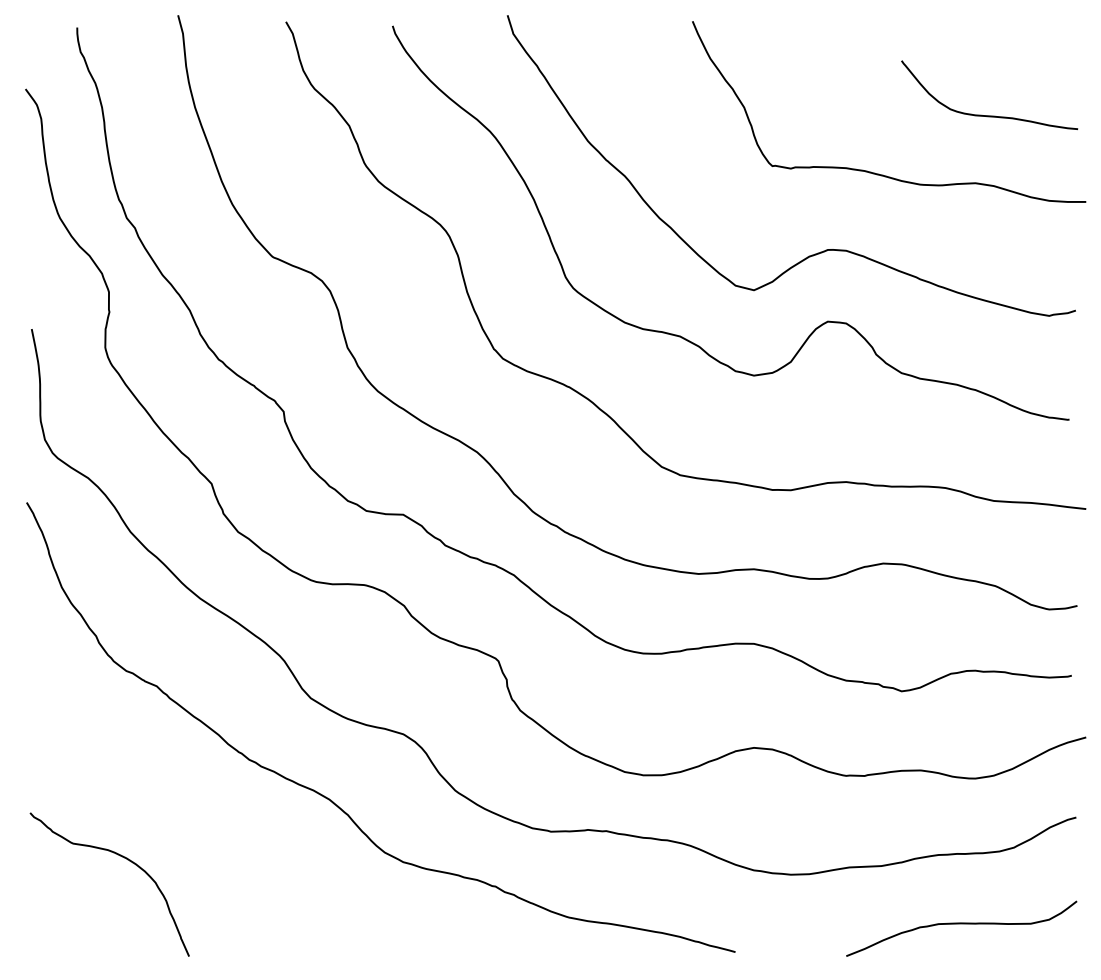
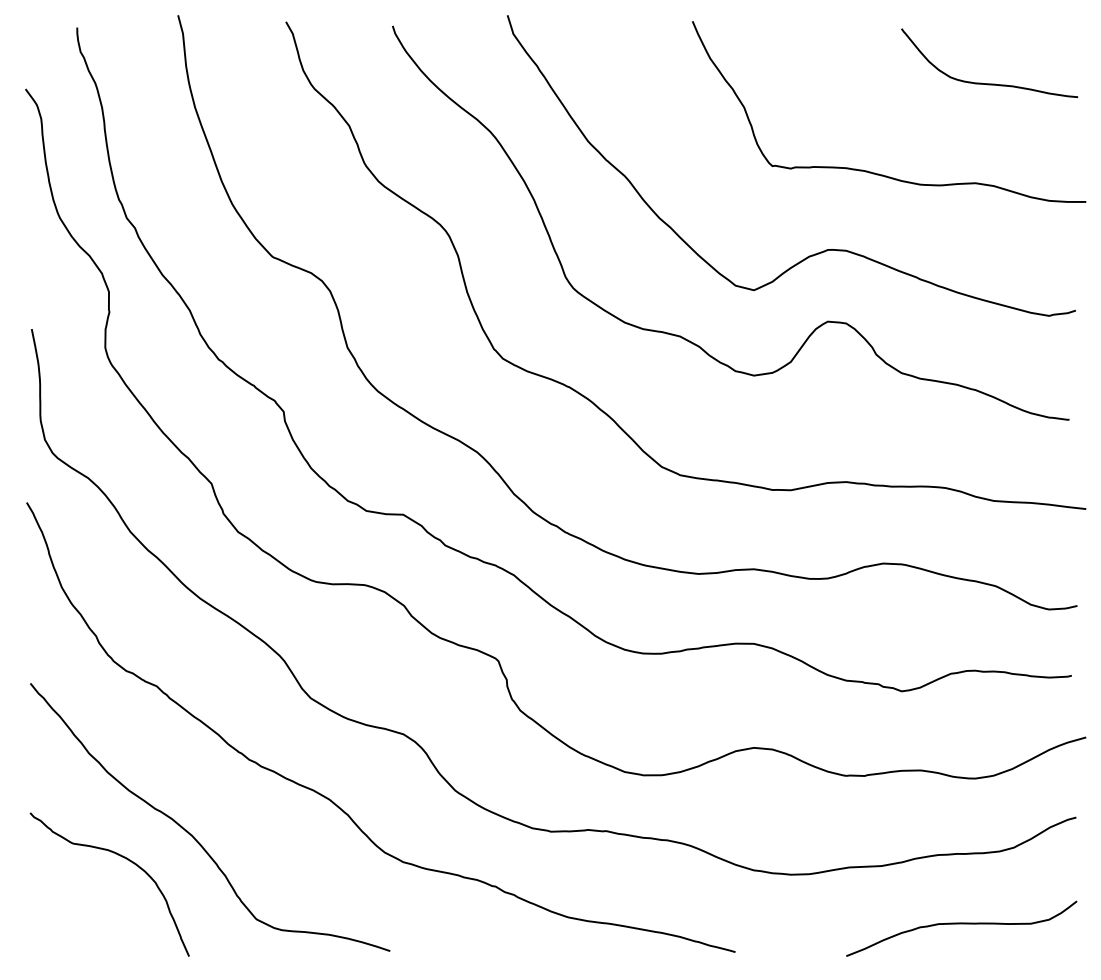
curve position: (989, 115) -> (989, 83) (989, 83)
curve: none -> present (192, 834)
